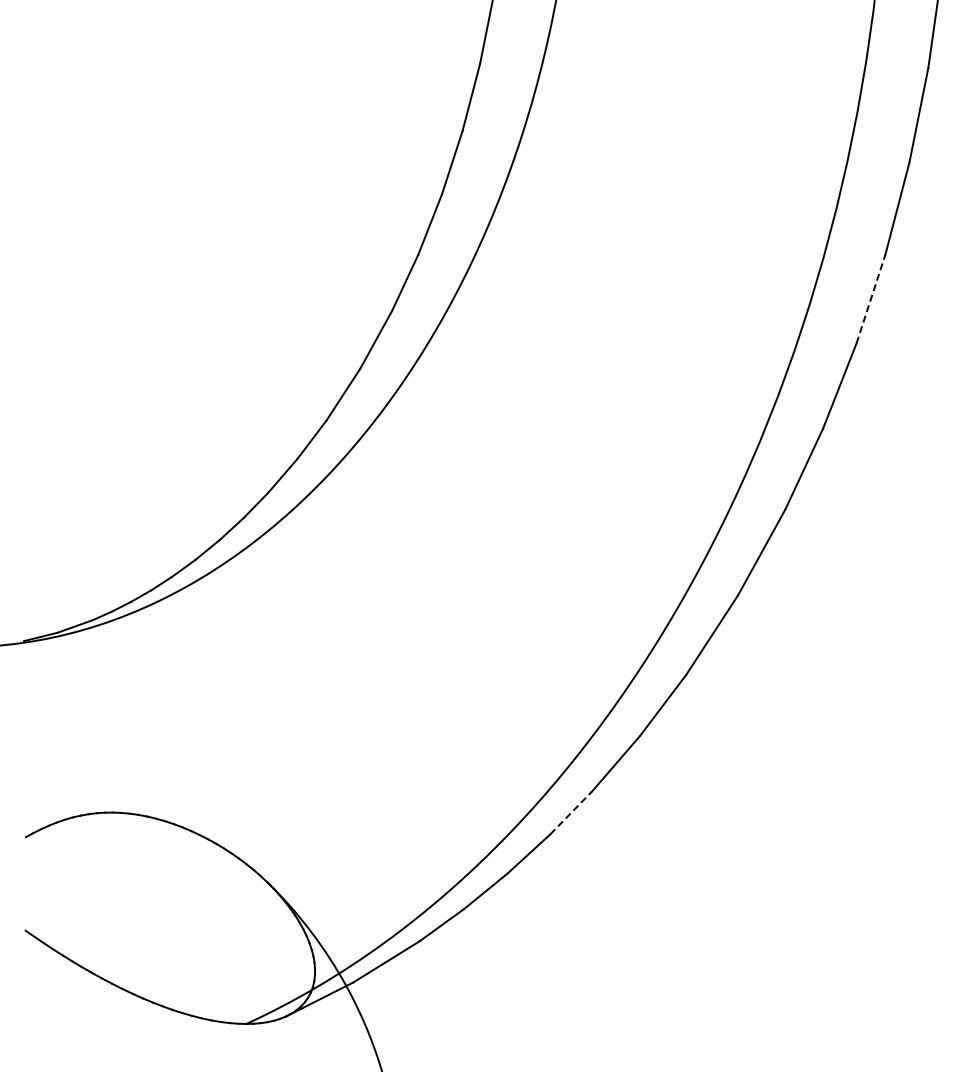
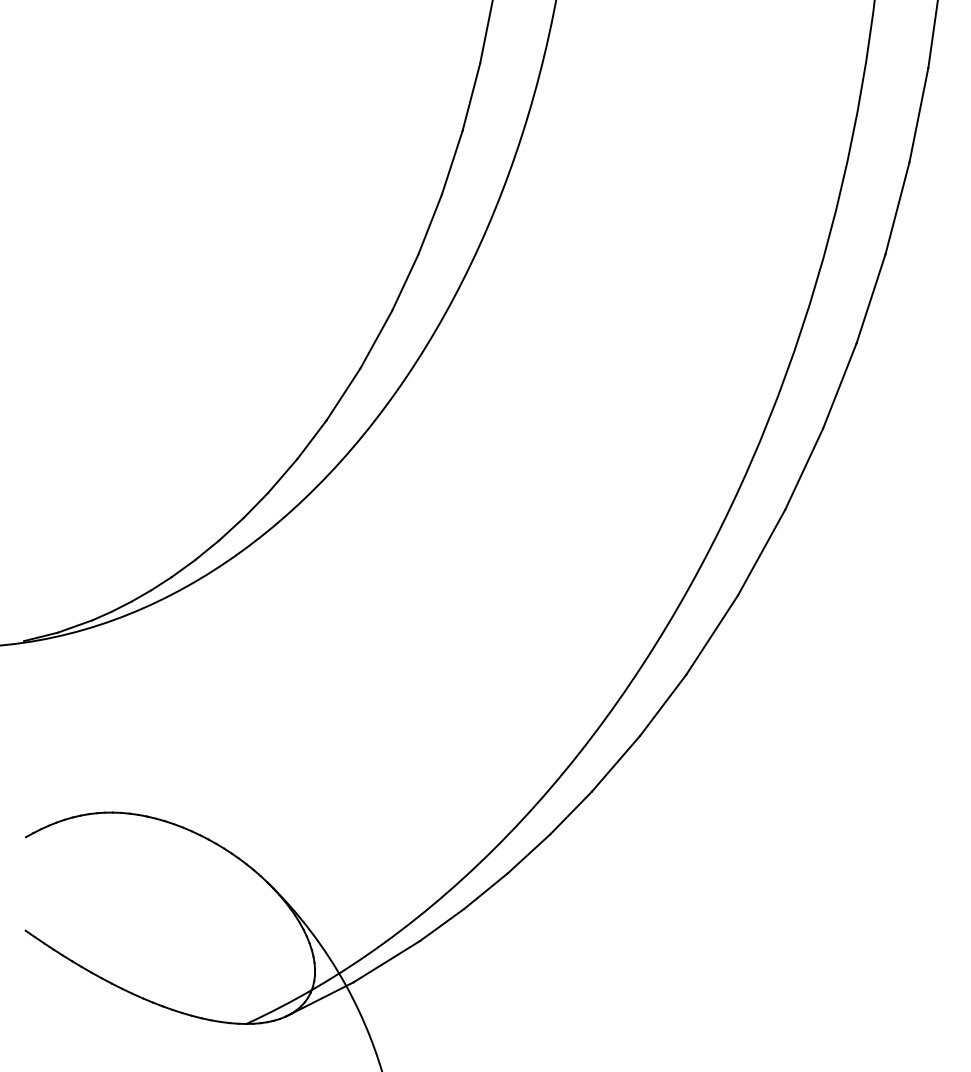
line: dashed -> solid (871, 298)
line: dashed -> solid (571, 813)
